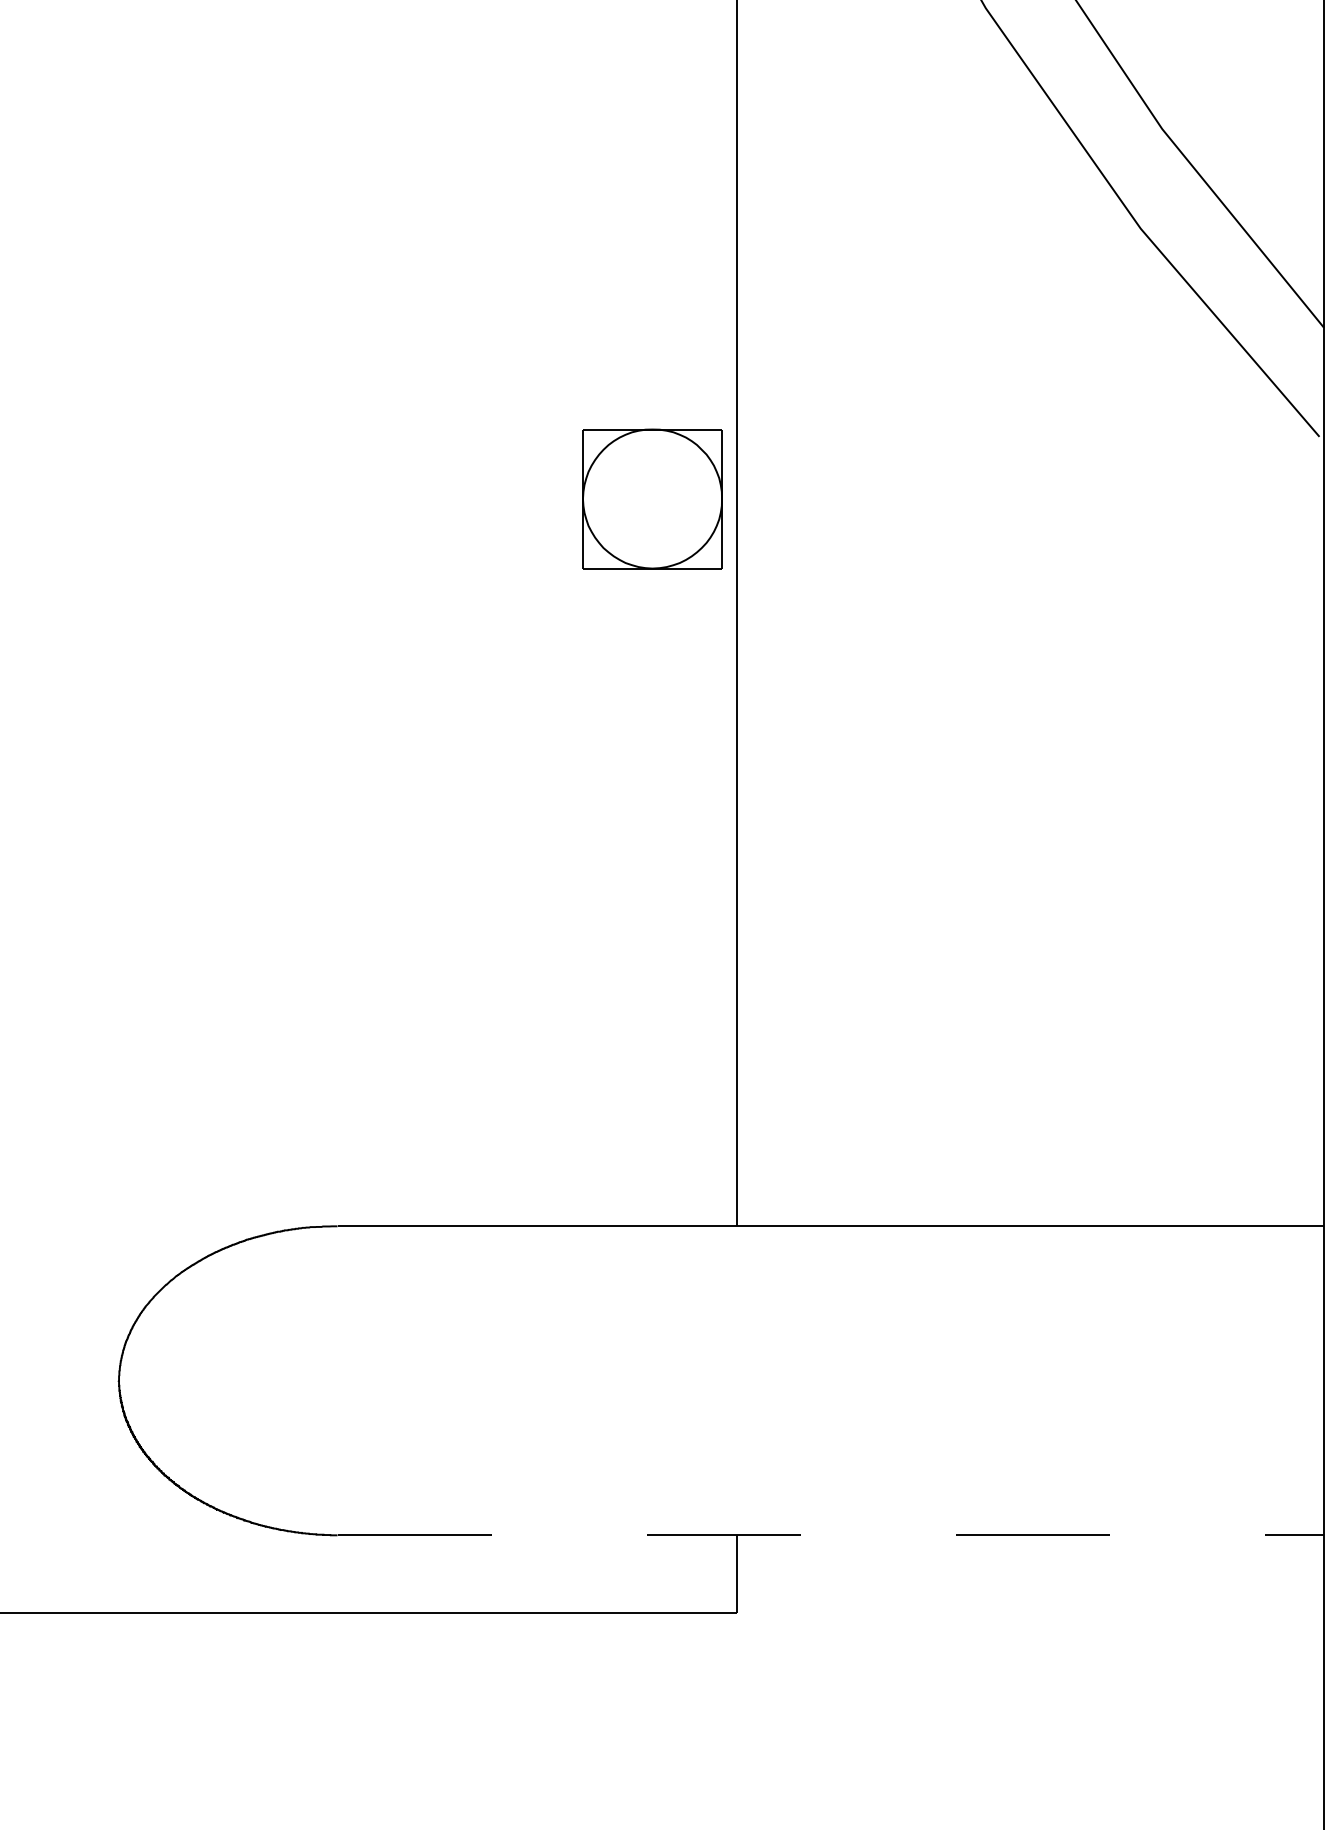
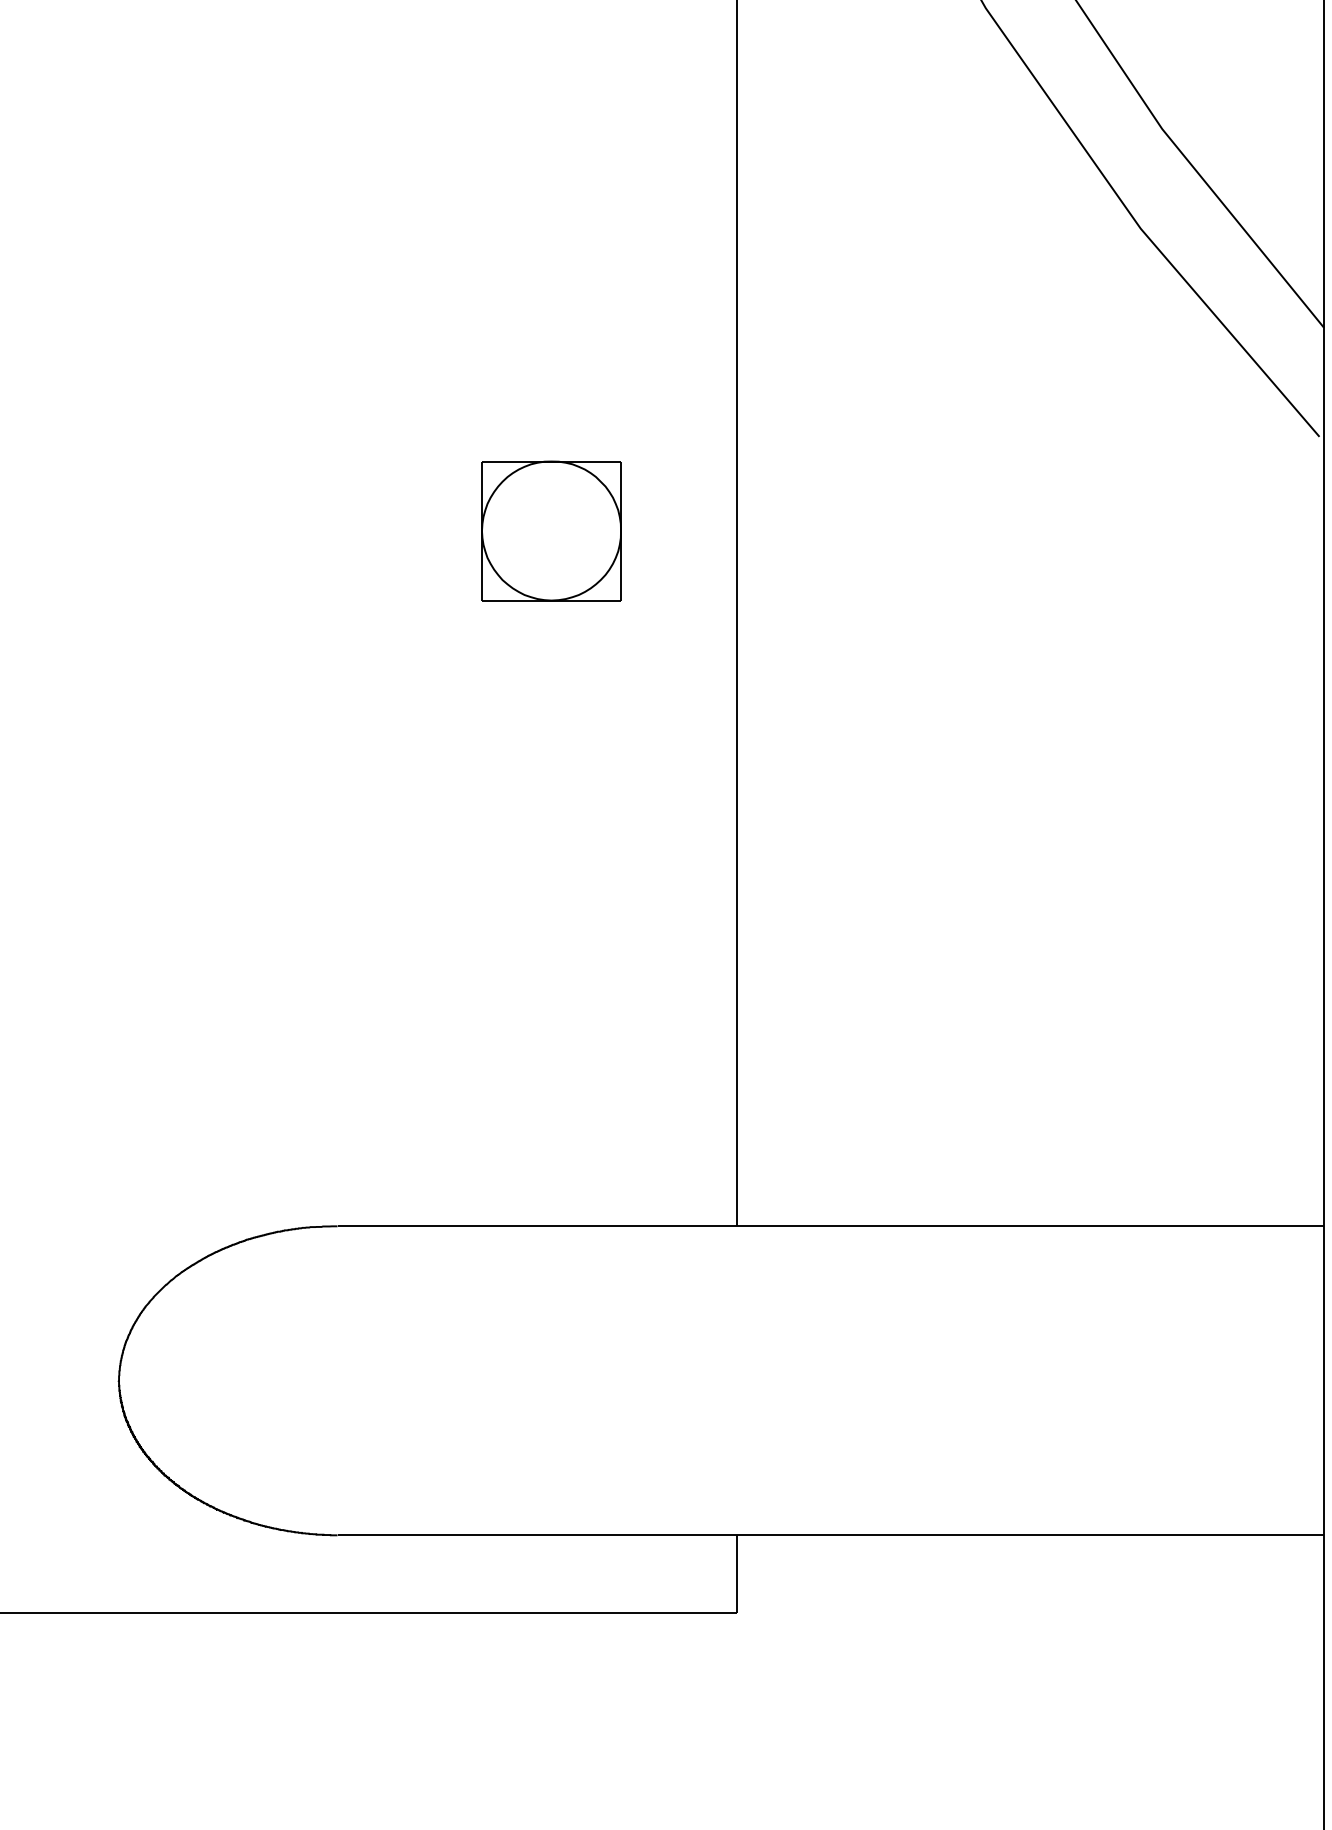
part position: (652, 498) -> (551, 530) (551, 530)
line: dashed -> solid (831, 1535)
